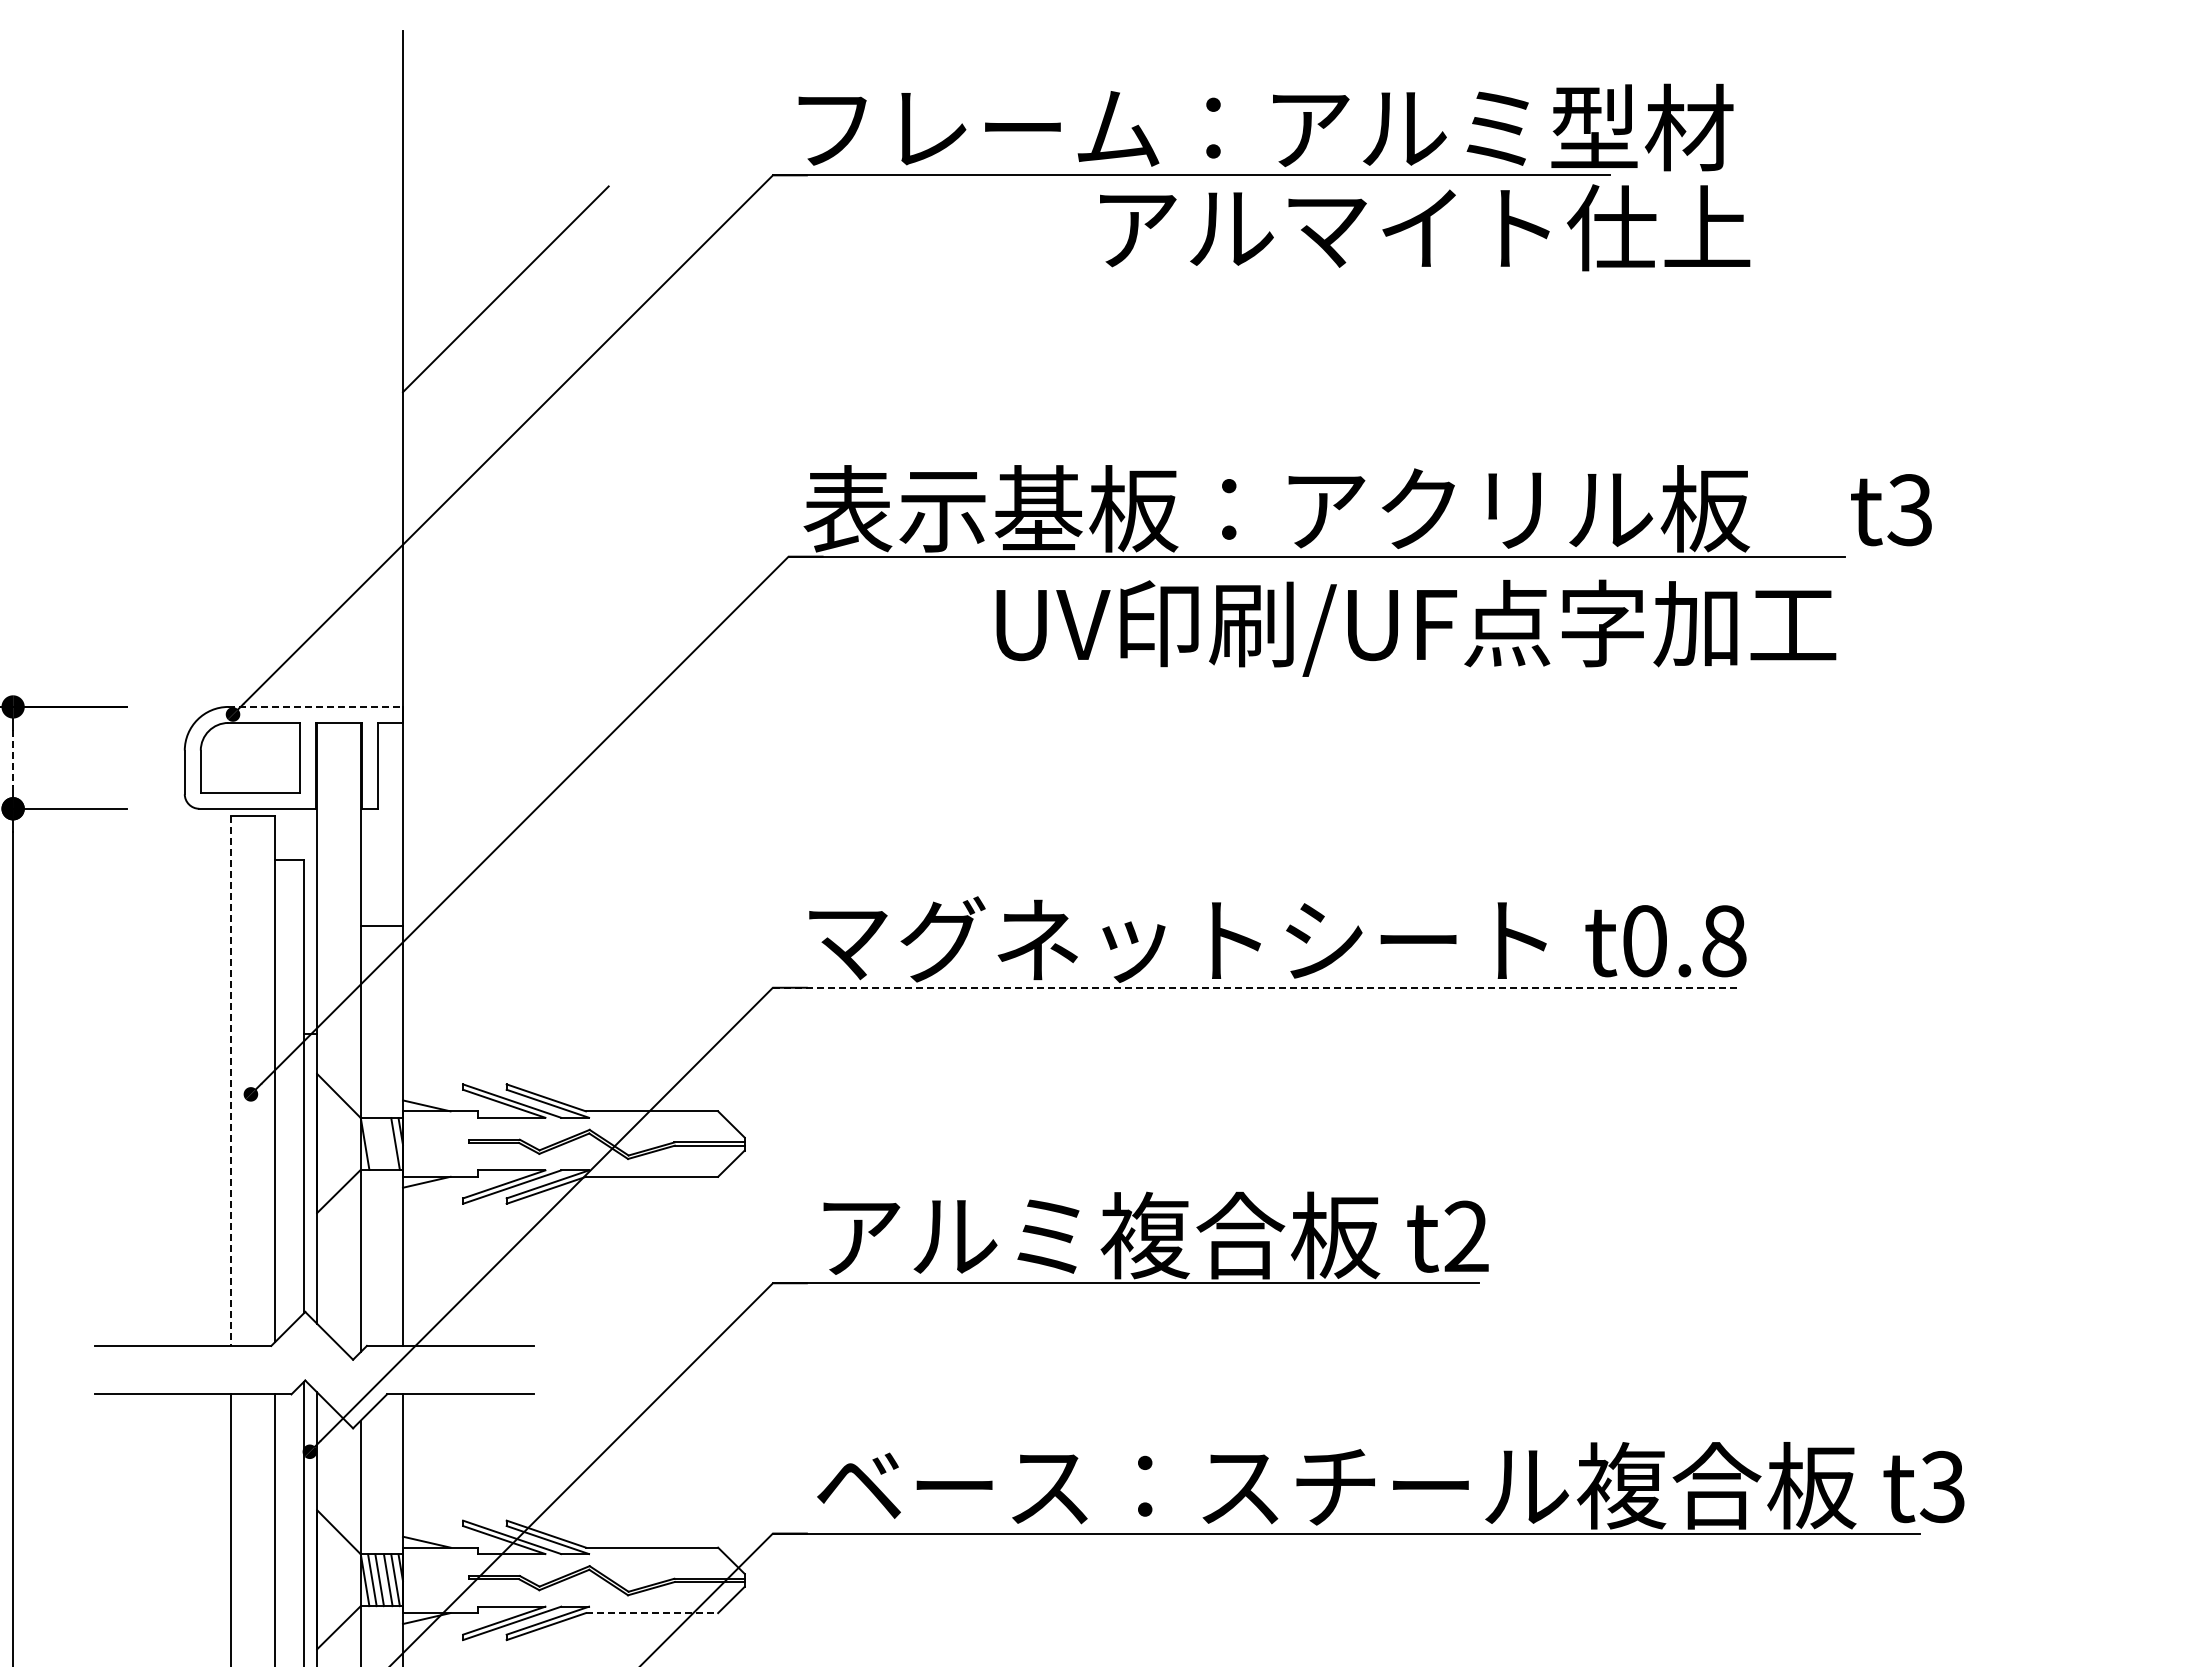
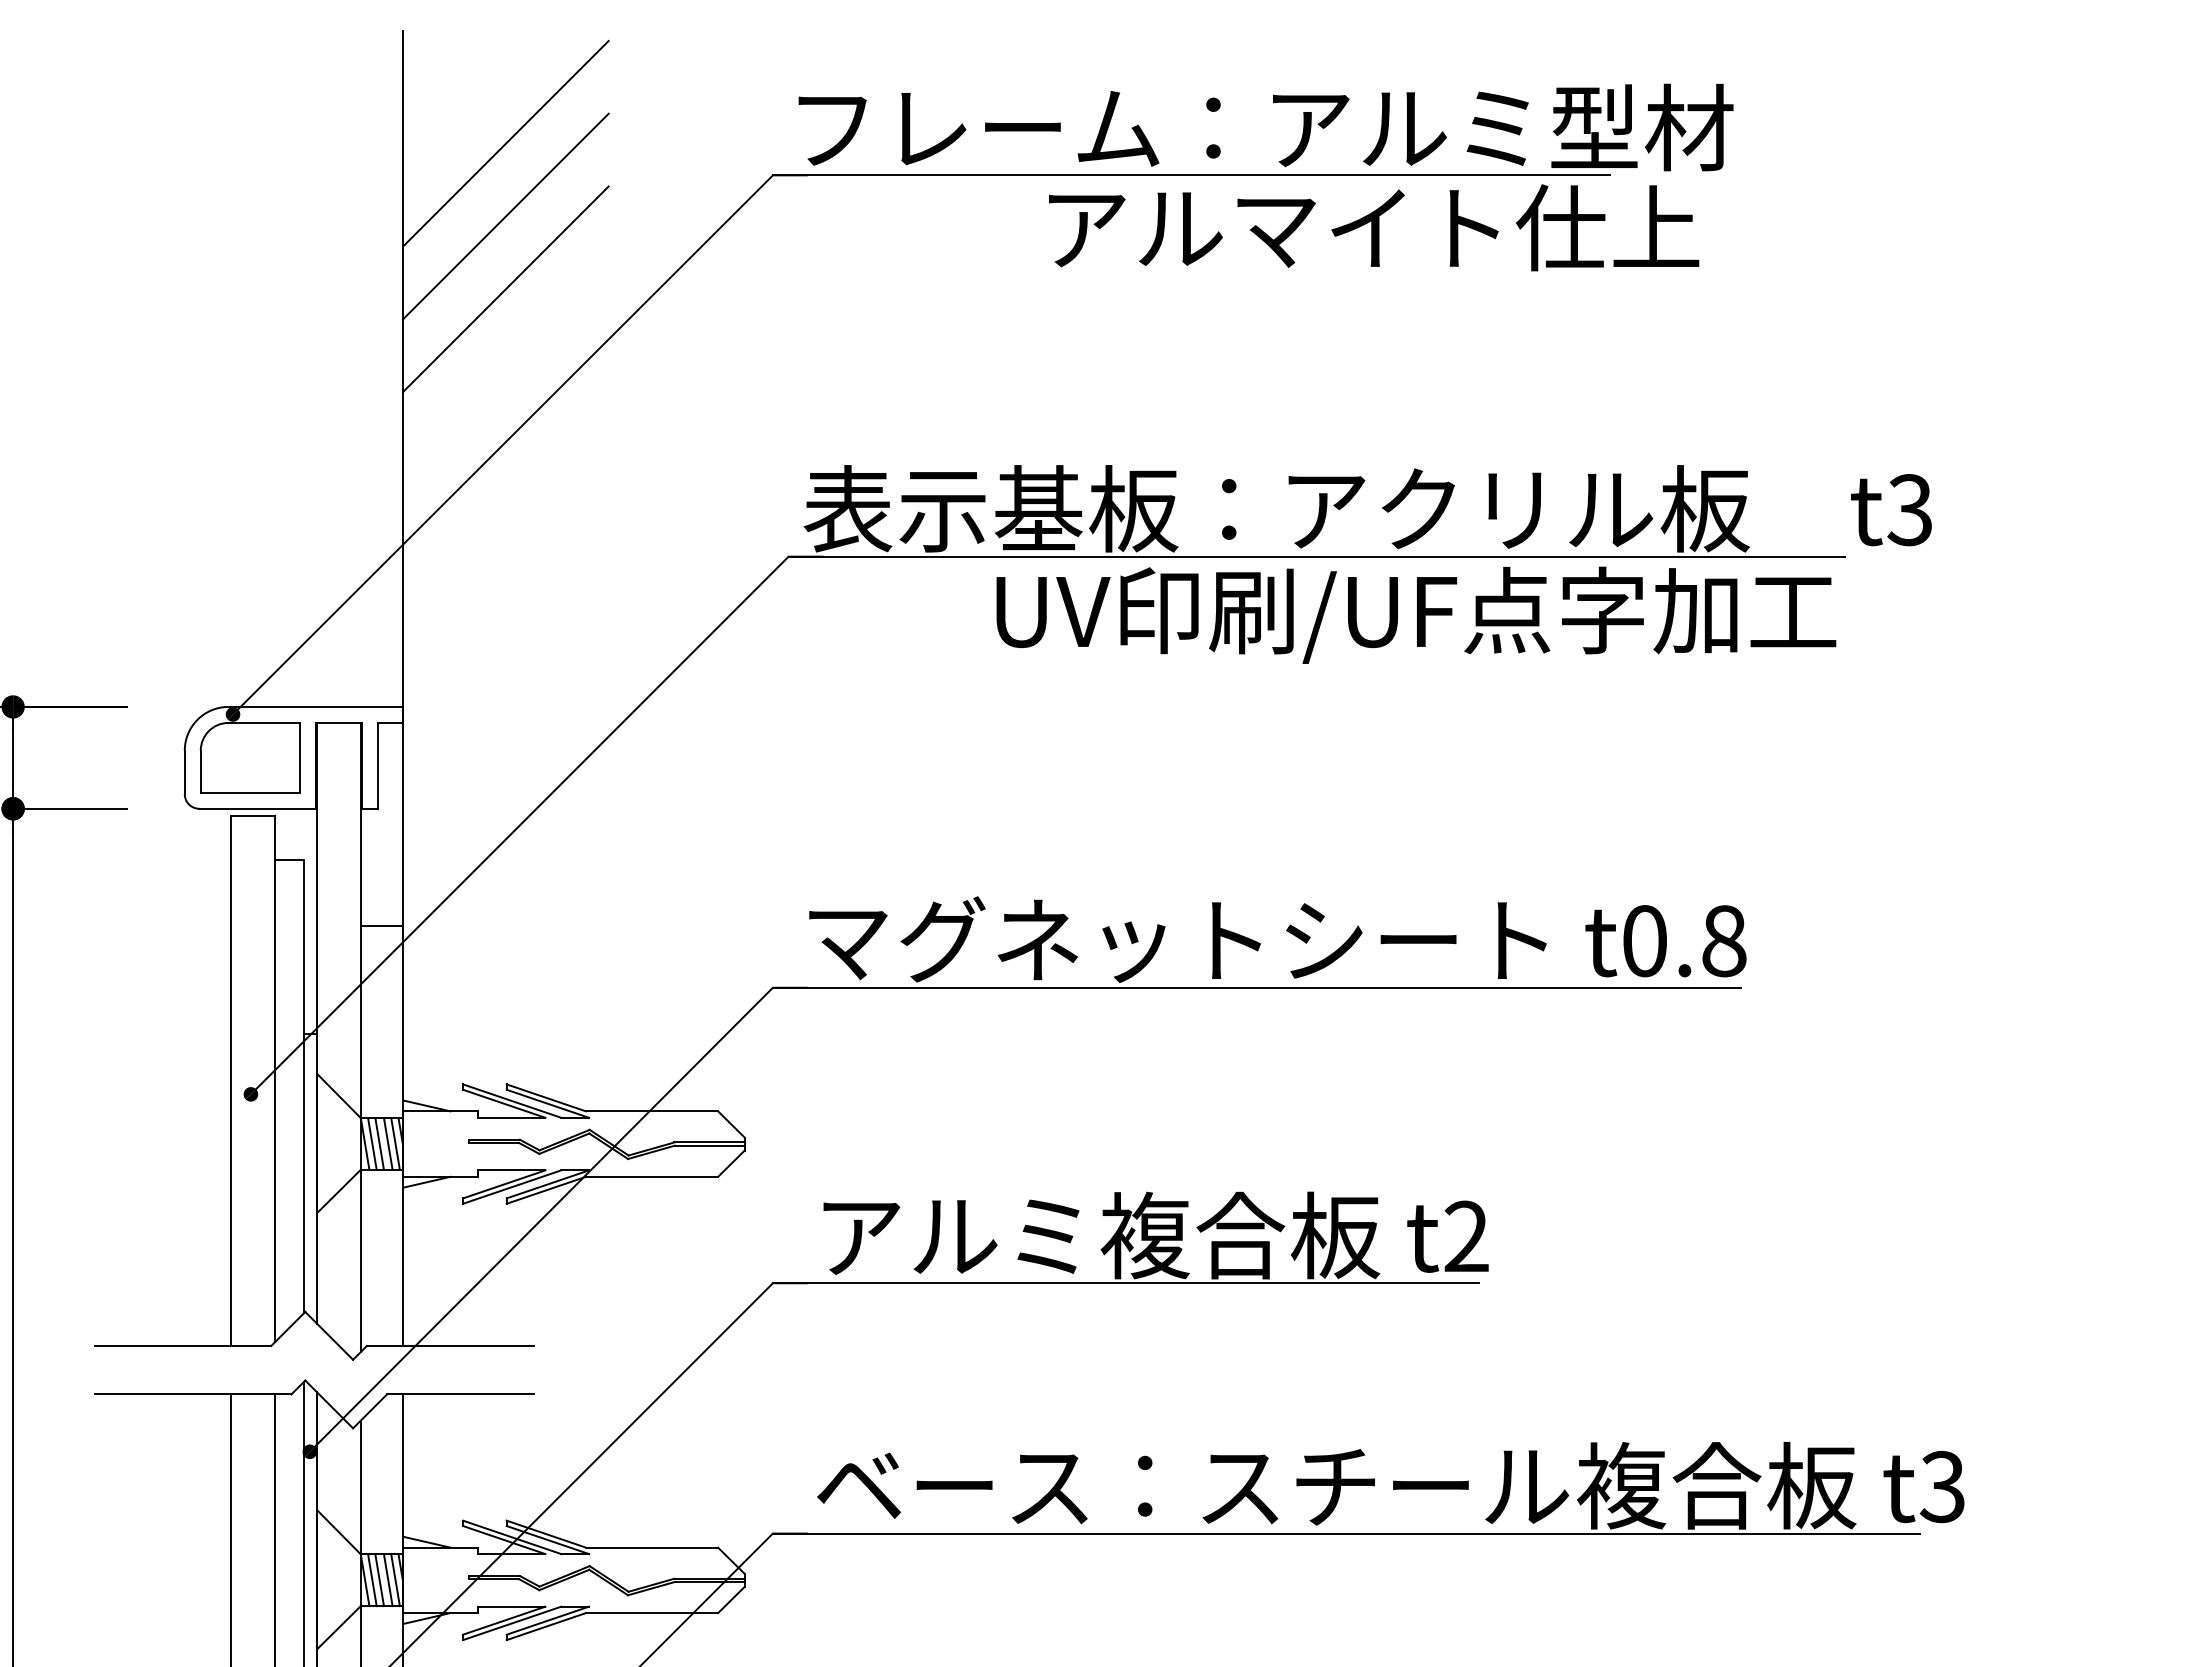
line: none -> present (505, 143)
line: none -> present (505, 216)
text position: (1425, 227) -> (1374, 227) (1374, 227)
text position: (1416, 627) -> (1416, 614) (1416, 614)
line: dashed -> solid (316, 706)
line: dashed -> solid (13, 757)
line: dashed -> solid (1256, 987)
line: dashed -> solid (231, 1080)
line: none -> present (372, 1143)
line: none -> present (379, 1143)
line: none -> present (387, 1143)
line: dashed -> solid (652, 1613)
